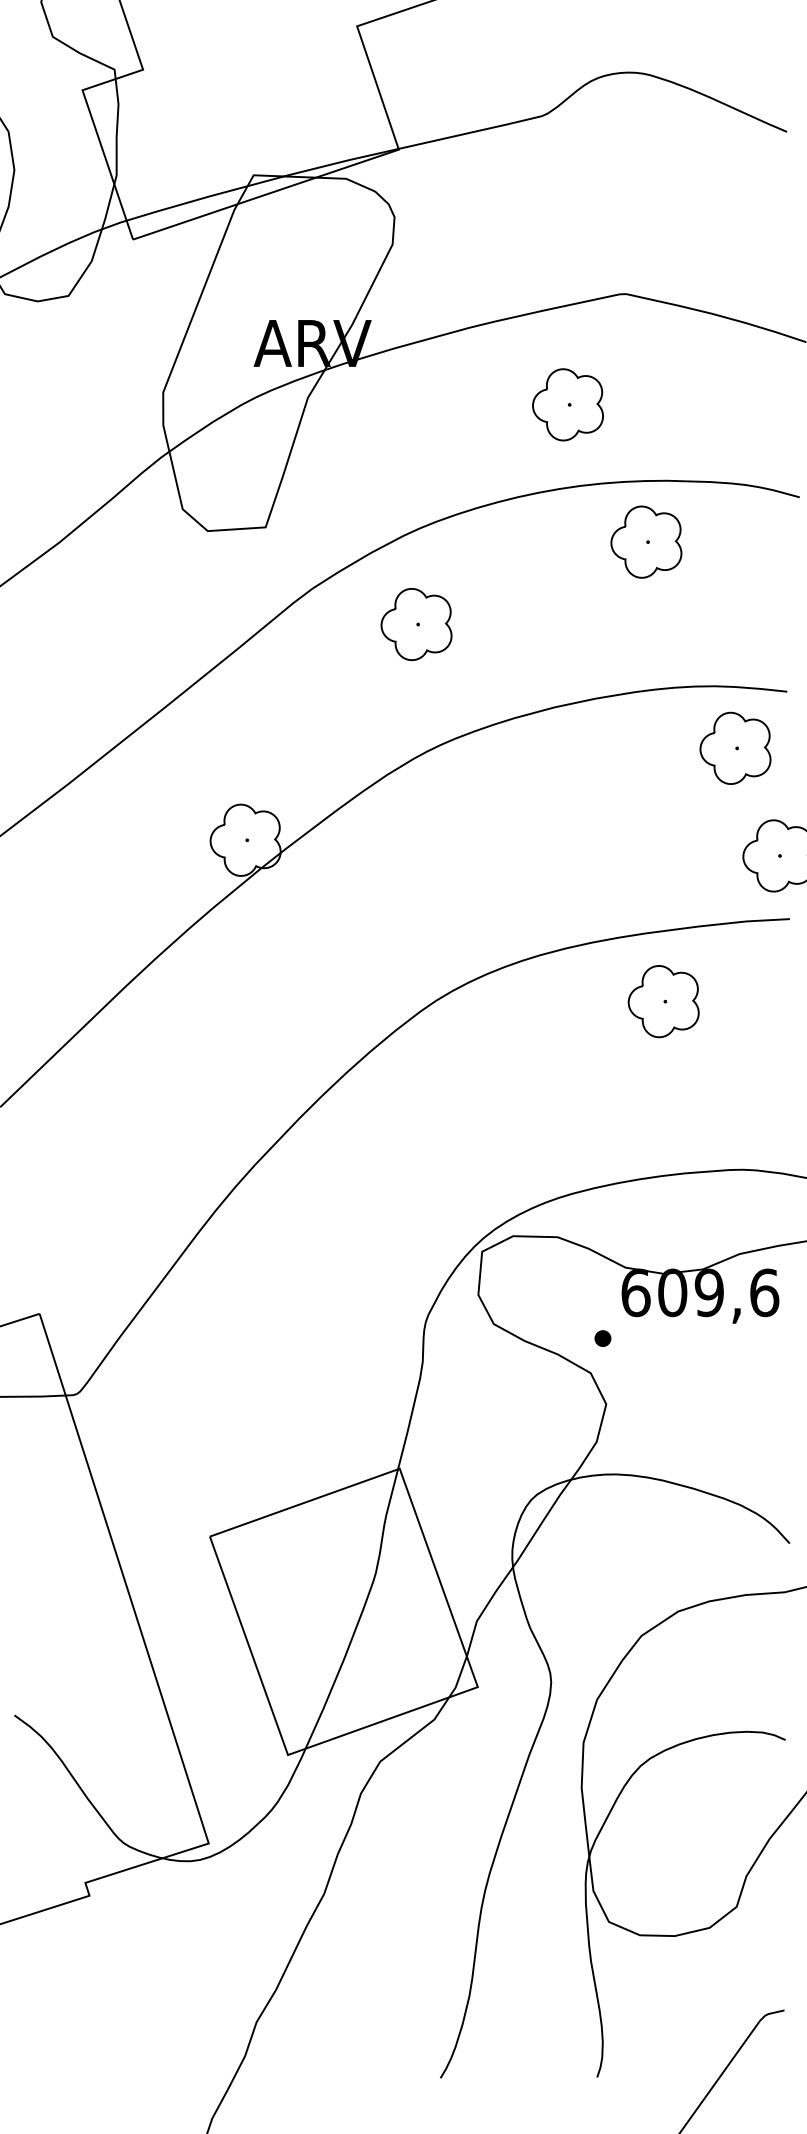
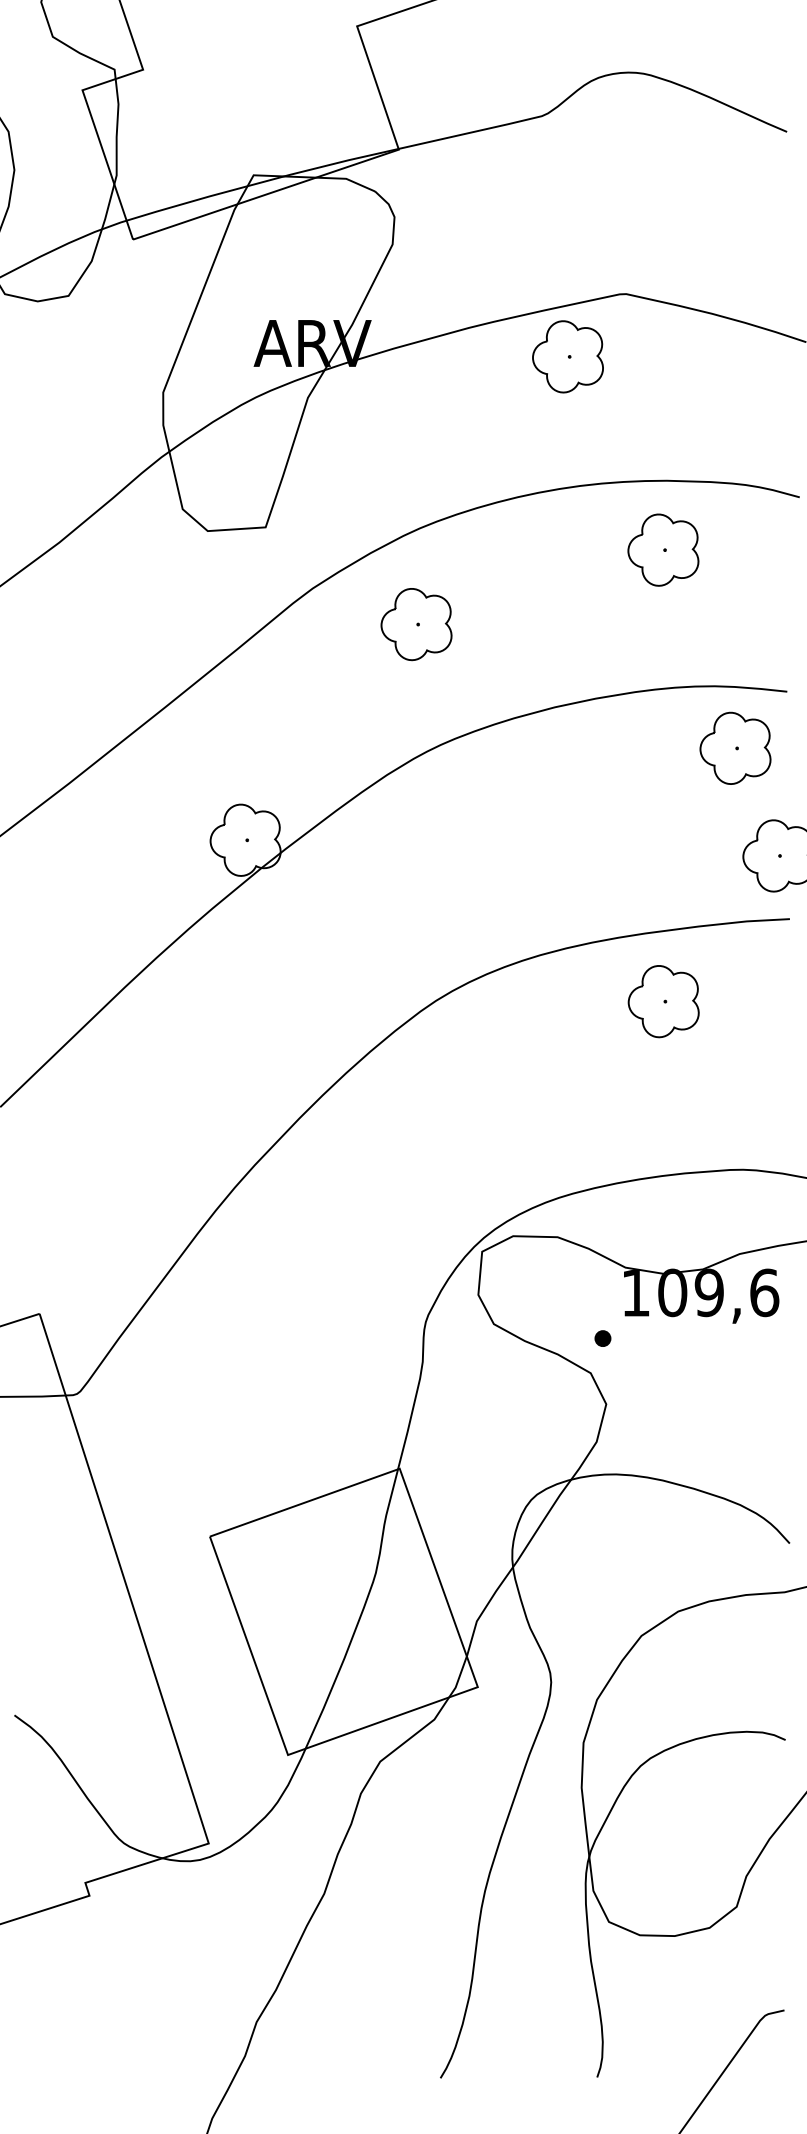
part position: (567, 404) -> (567, 356) (567, 356)
part position: (646, 541) -> (663, 549) (663, 549)
text: 609,6 -> 109,6 (635, 1292)
